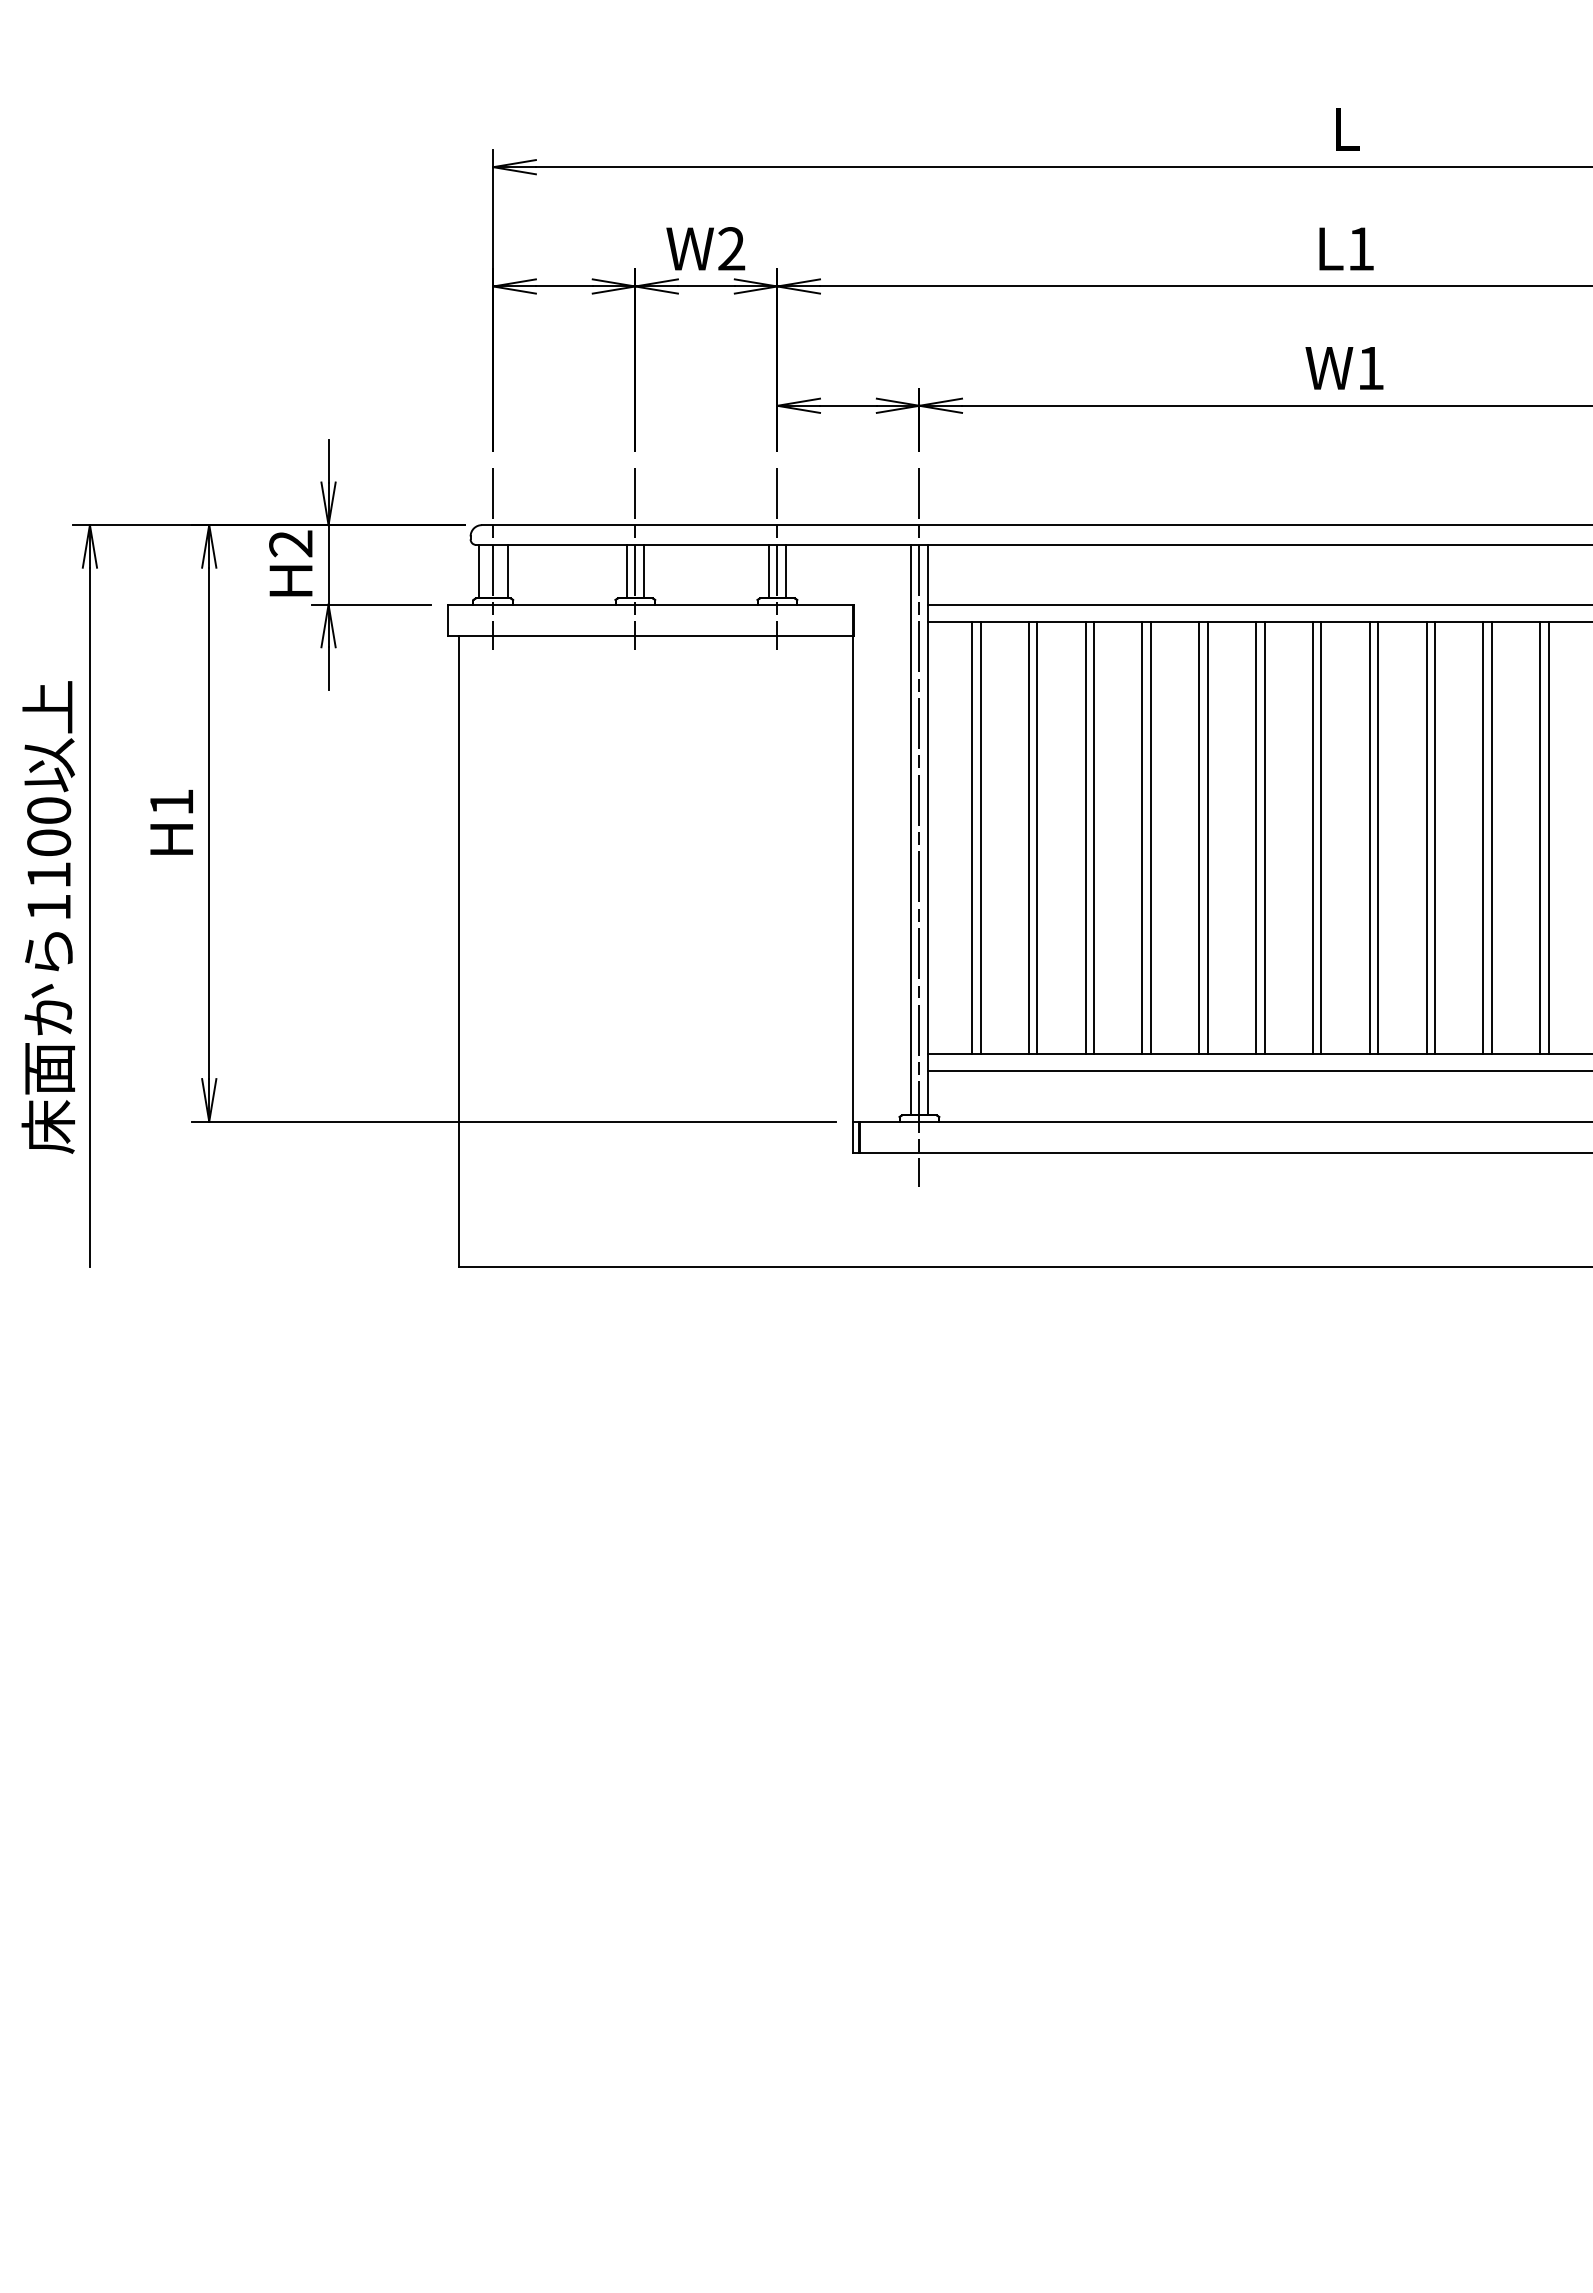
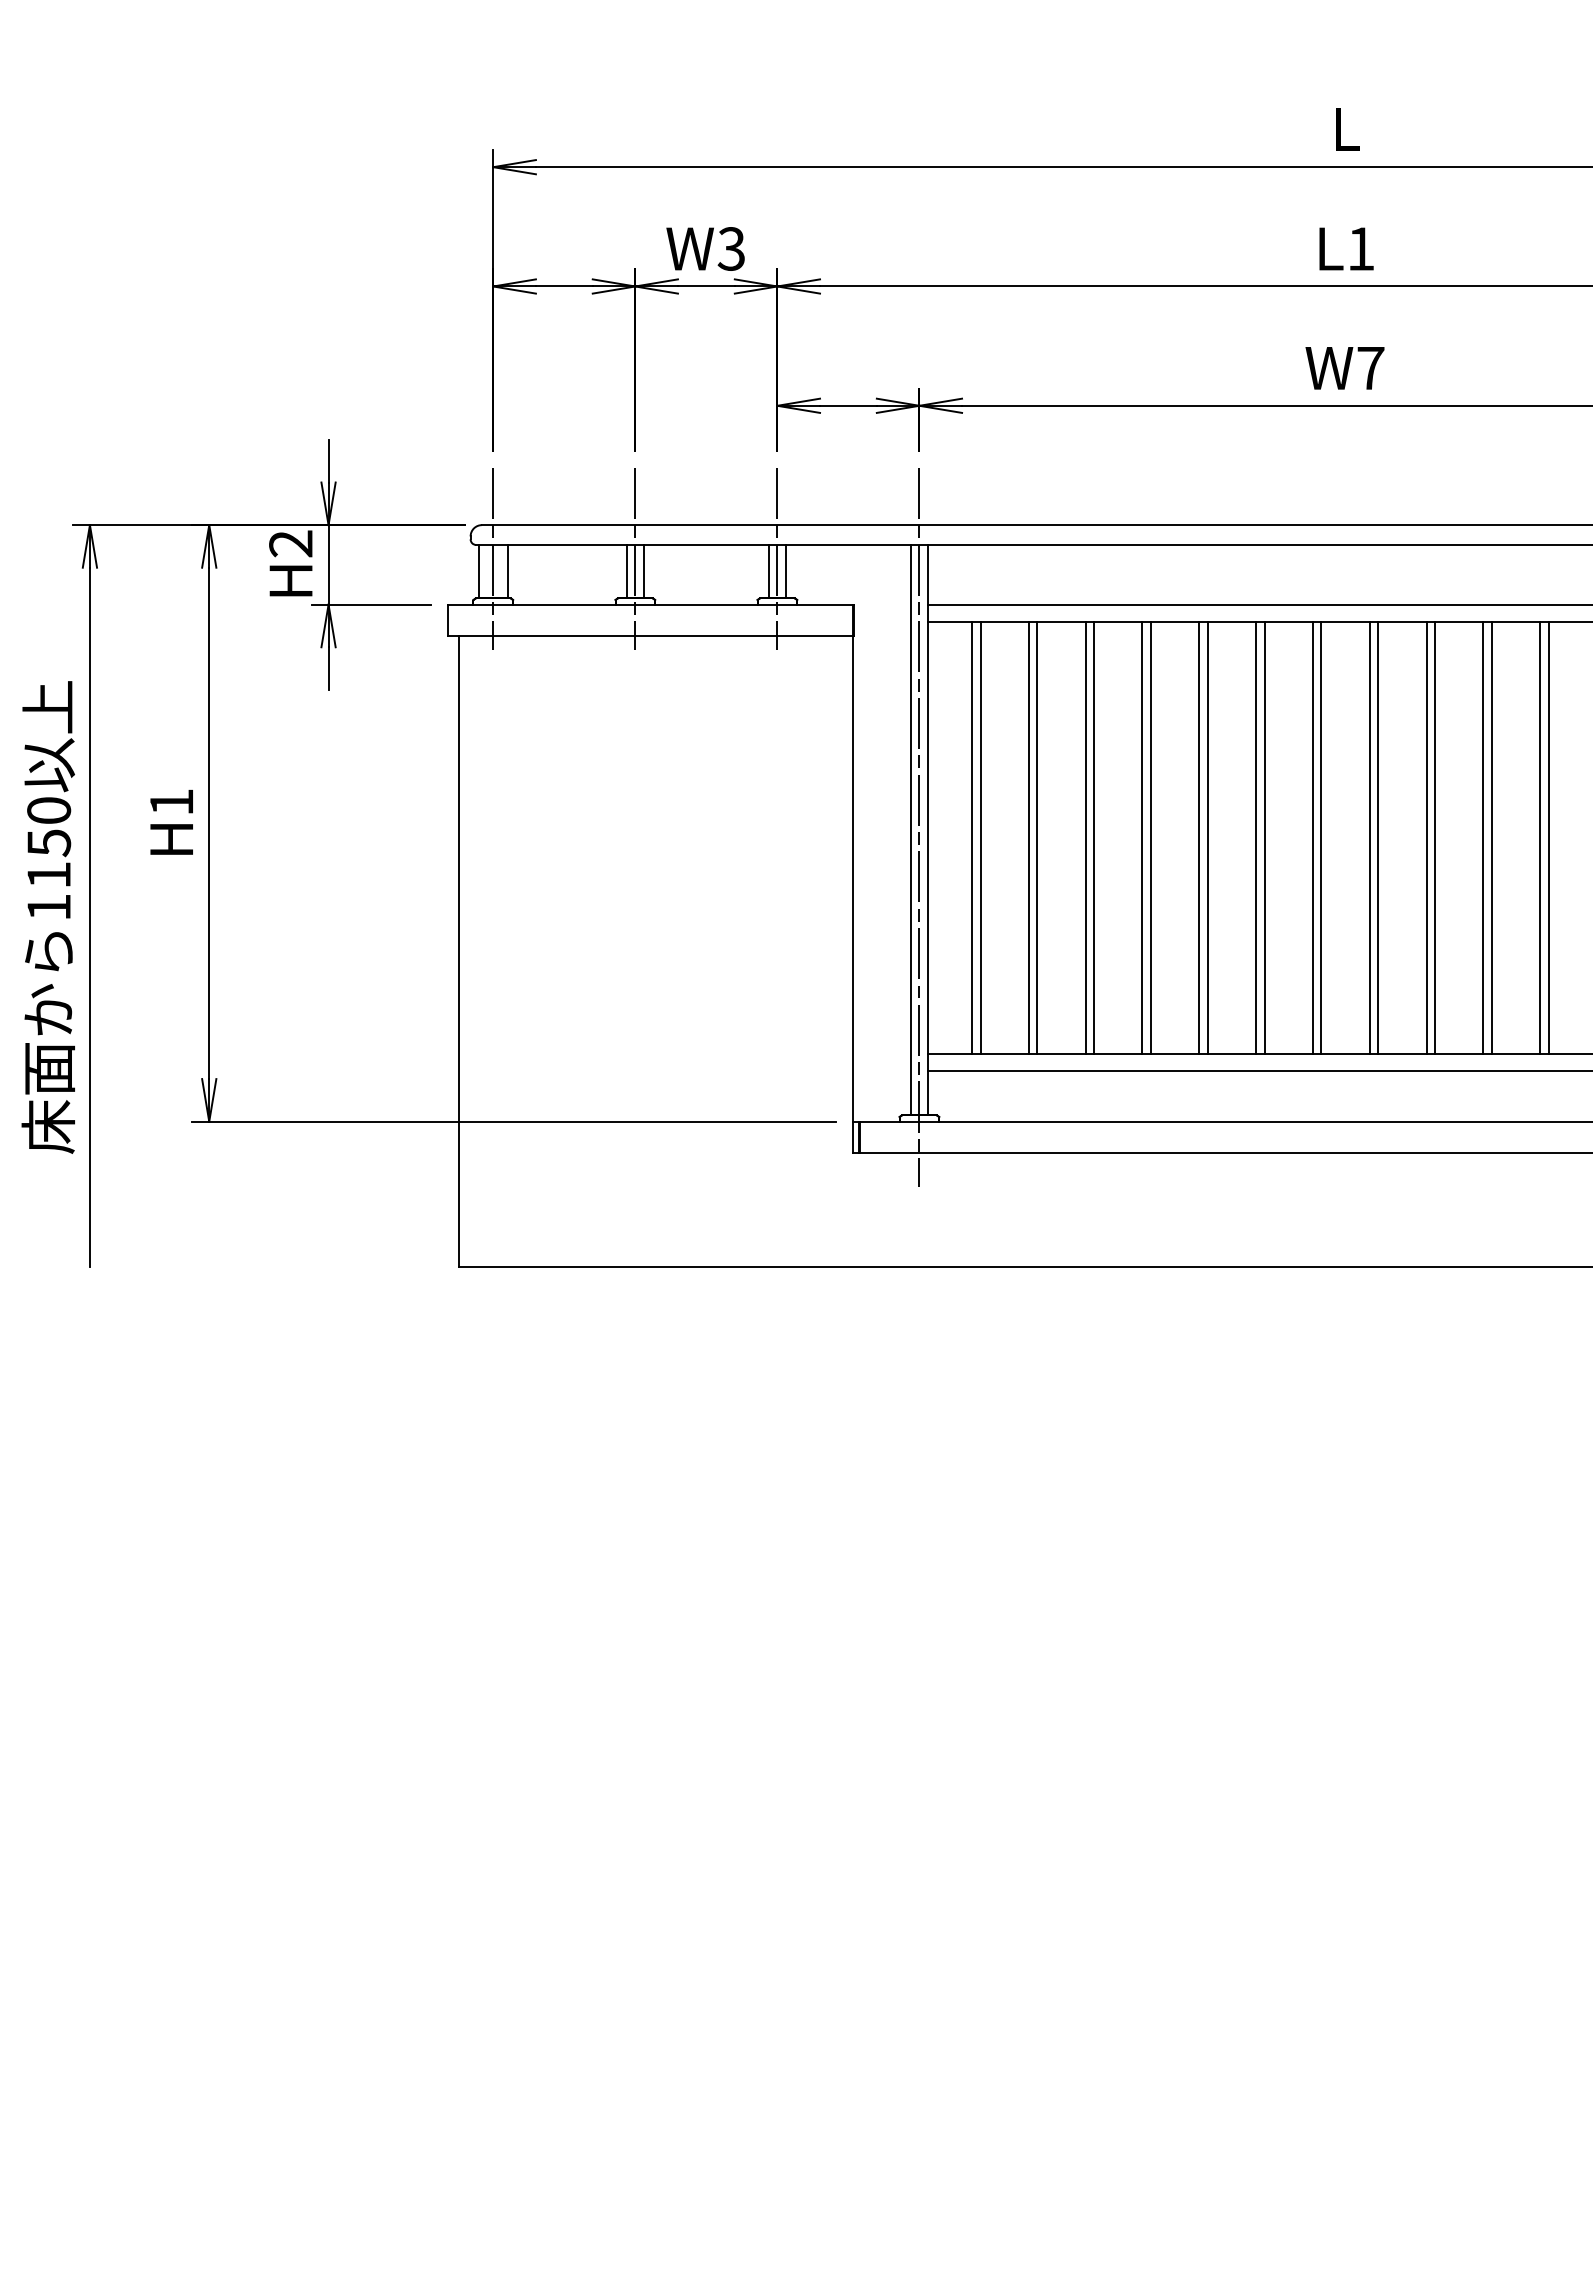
text: W2 -> W3 (731, 248)
text: W1 -> W7 (1370, 368)
text: 1100 -> 1150 (49, 843)
